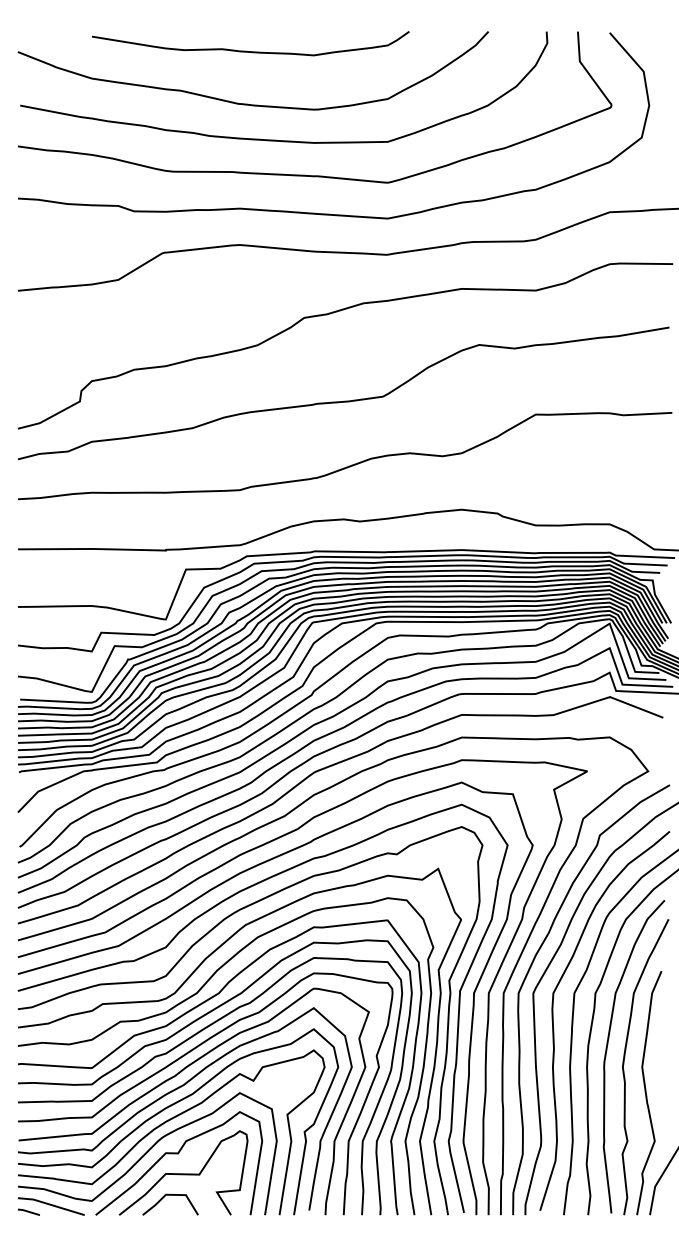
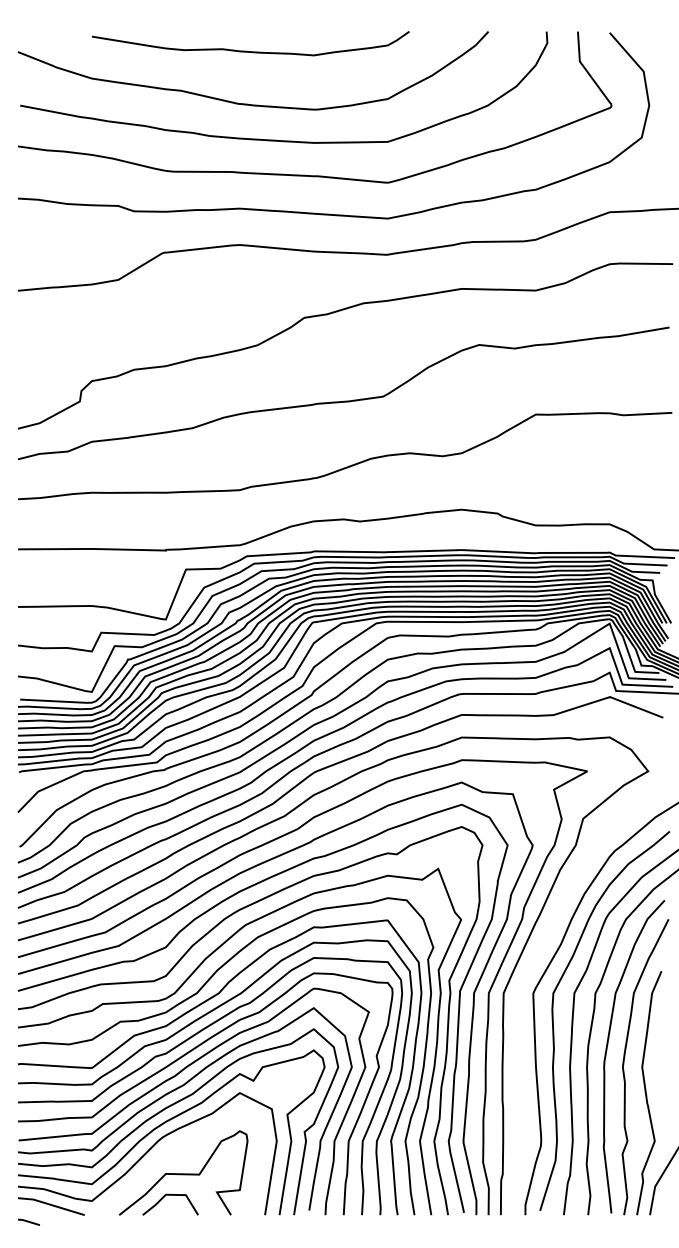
curve: present -> none (530, 969)
curve: present -> none (178, 1154)
line position: (28, 1211) -> (28, 1221) (28, 1221)
